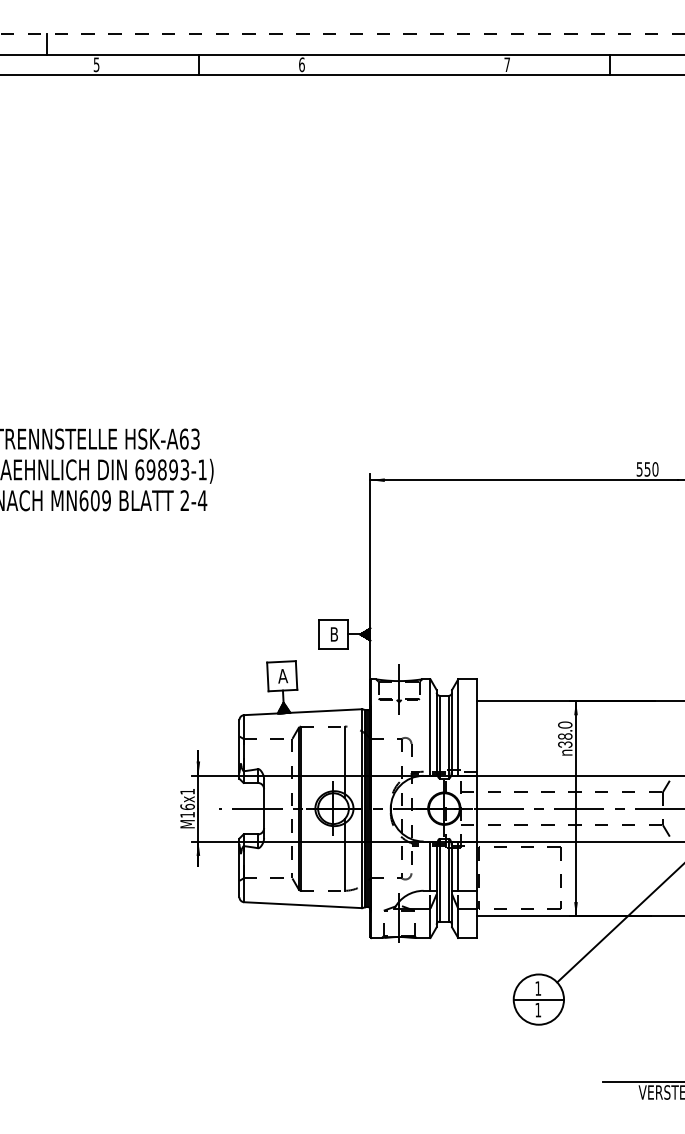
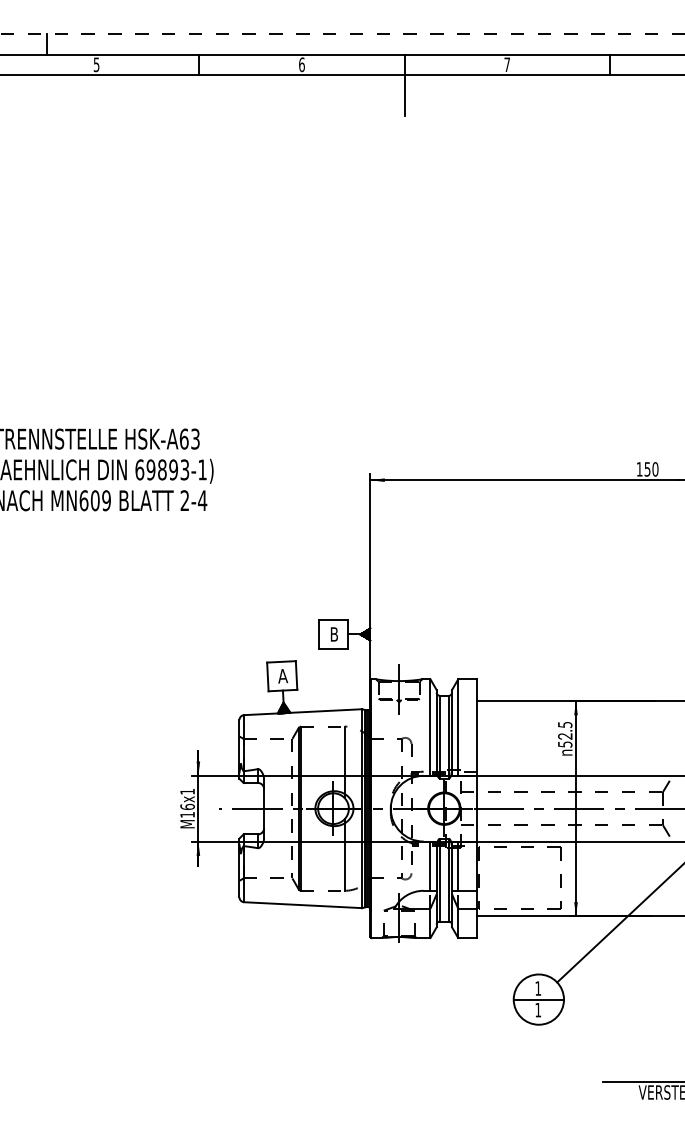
line: none -> present (404, 85)
text: 550 -> 150 (639, 469)
text: 38.0 -> 52.5 (565, 734)
